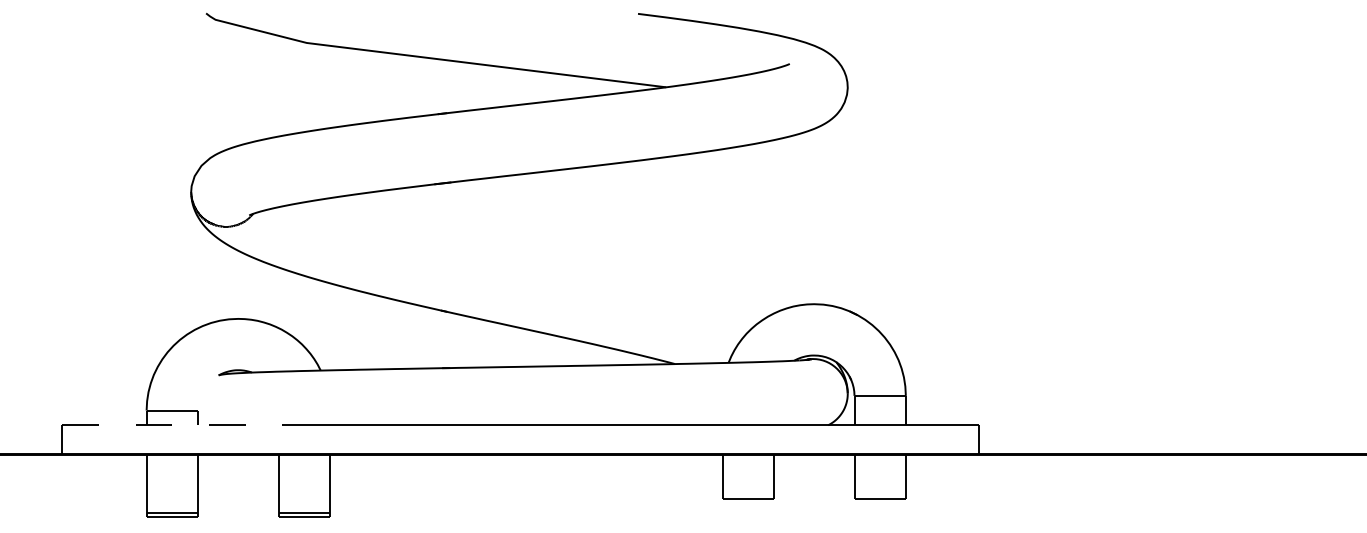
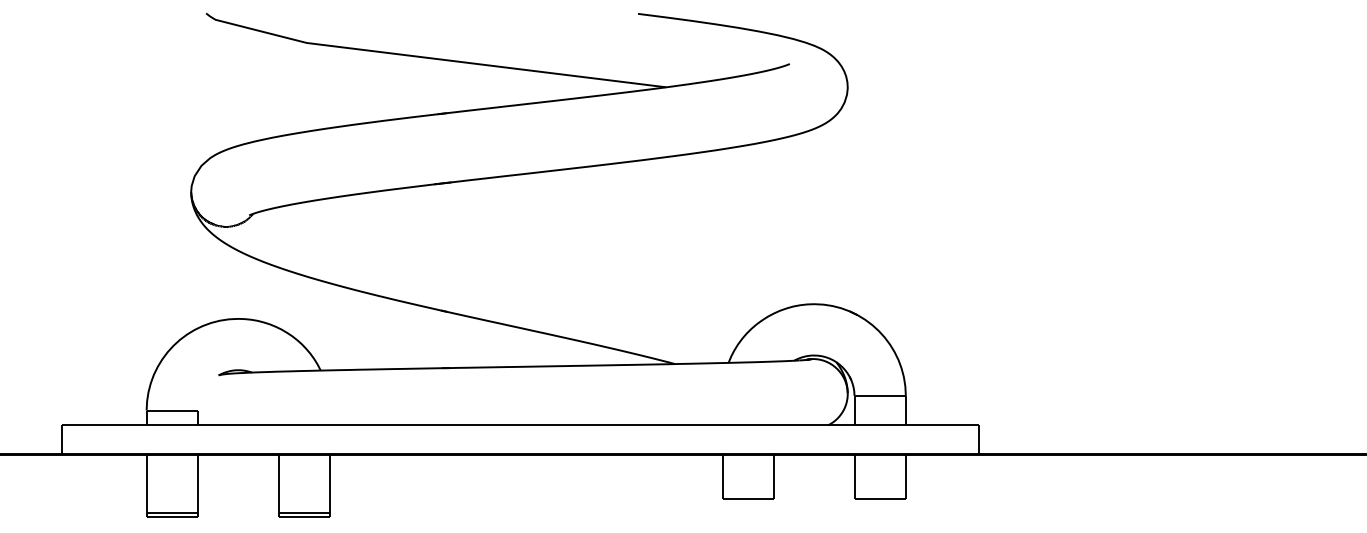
line: dashed -> solid (172, 425)
